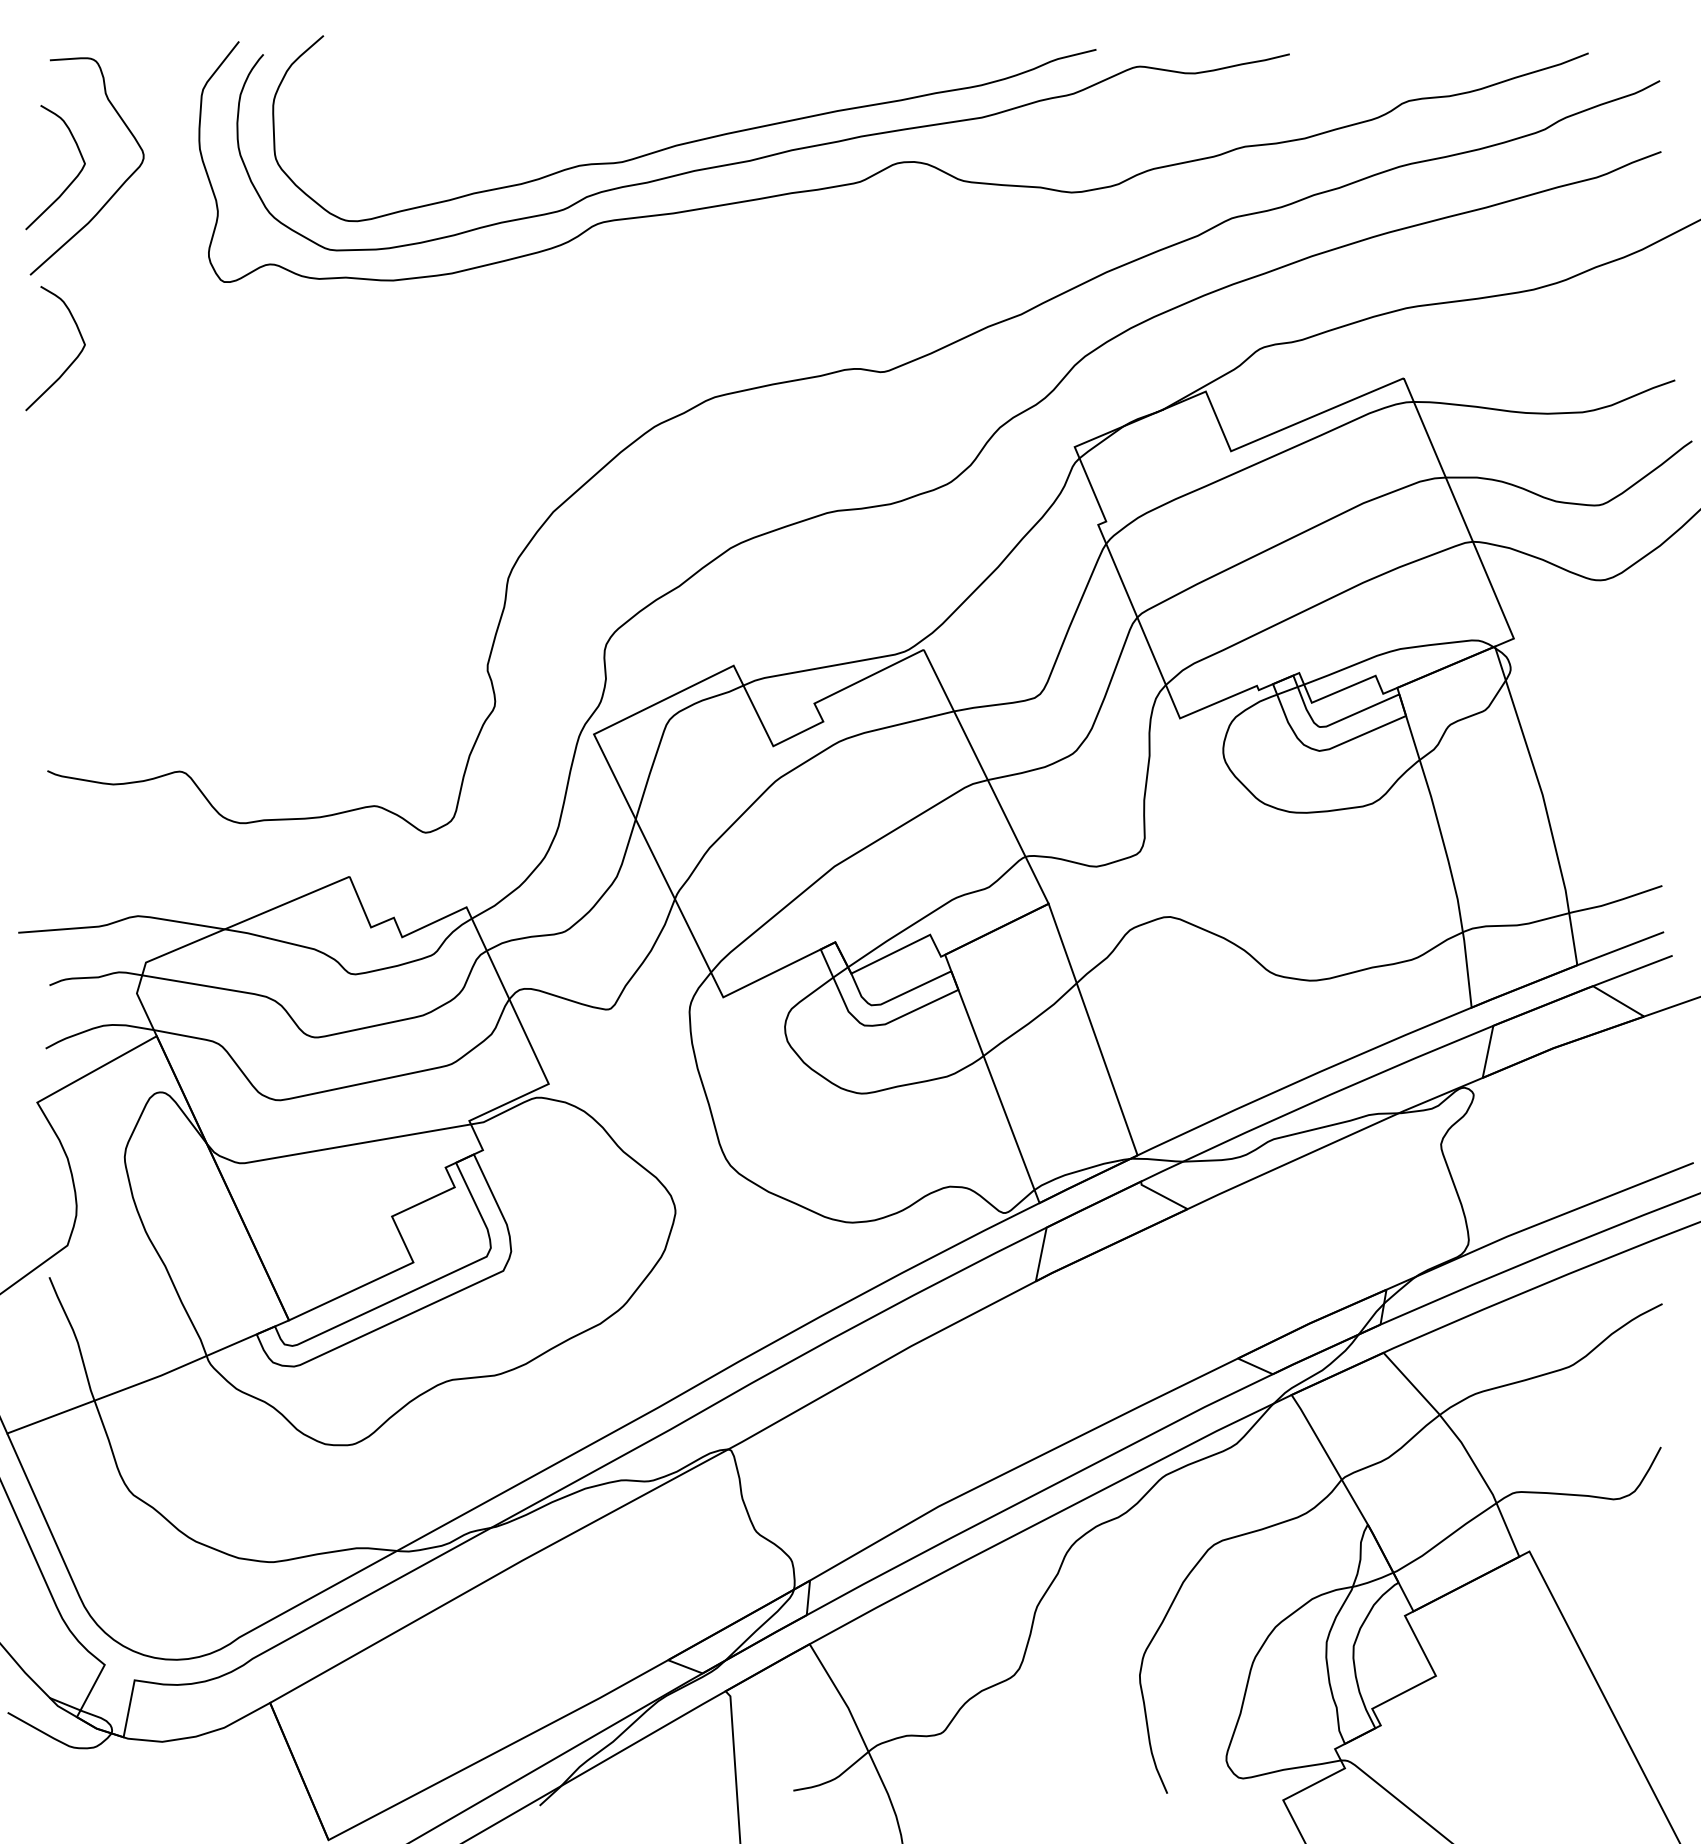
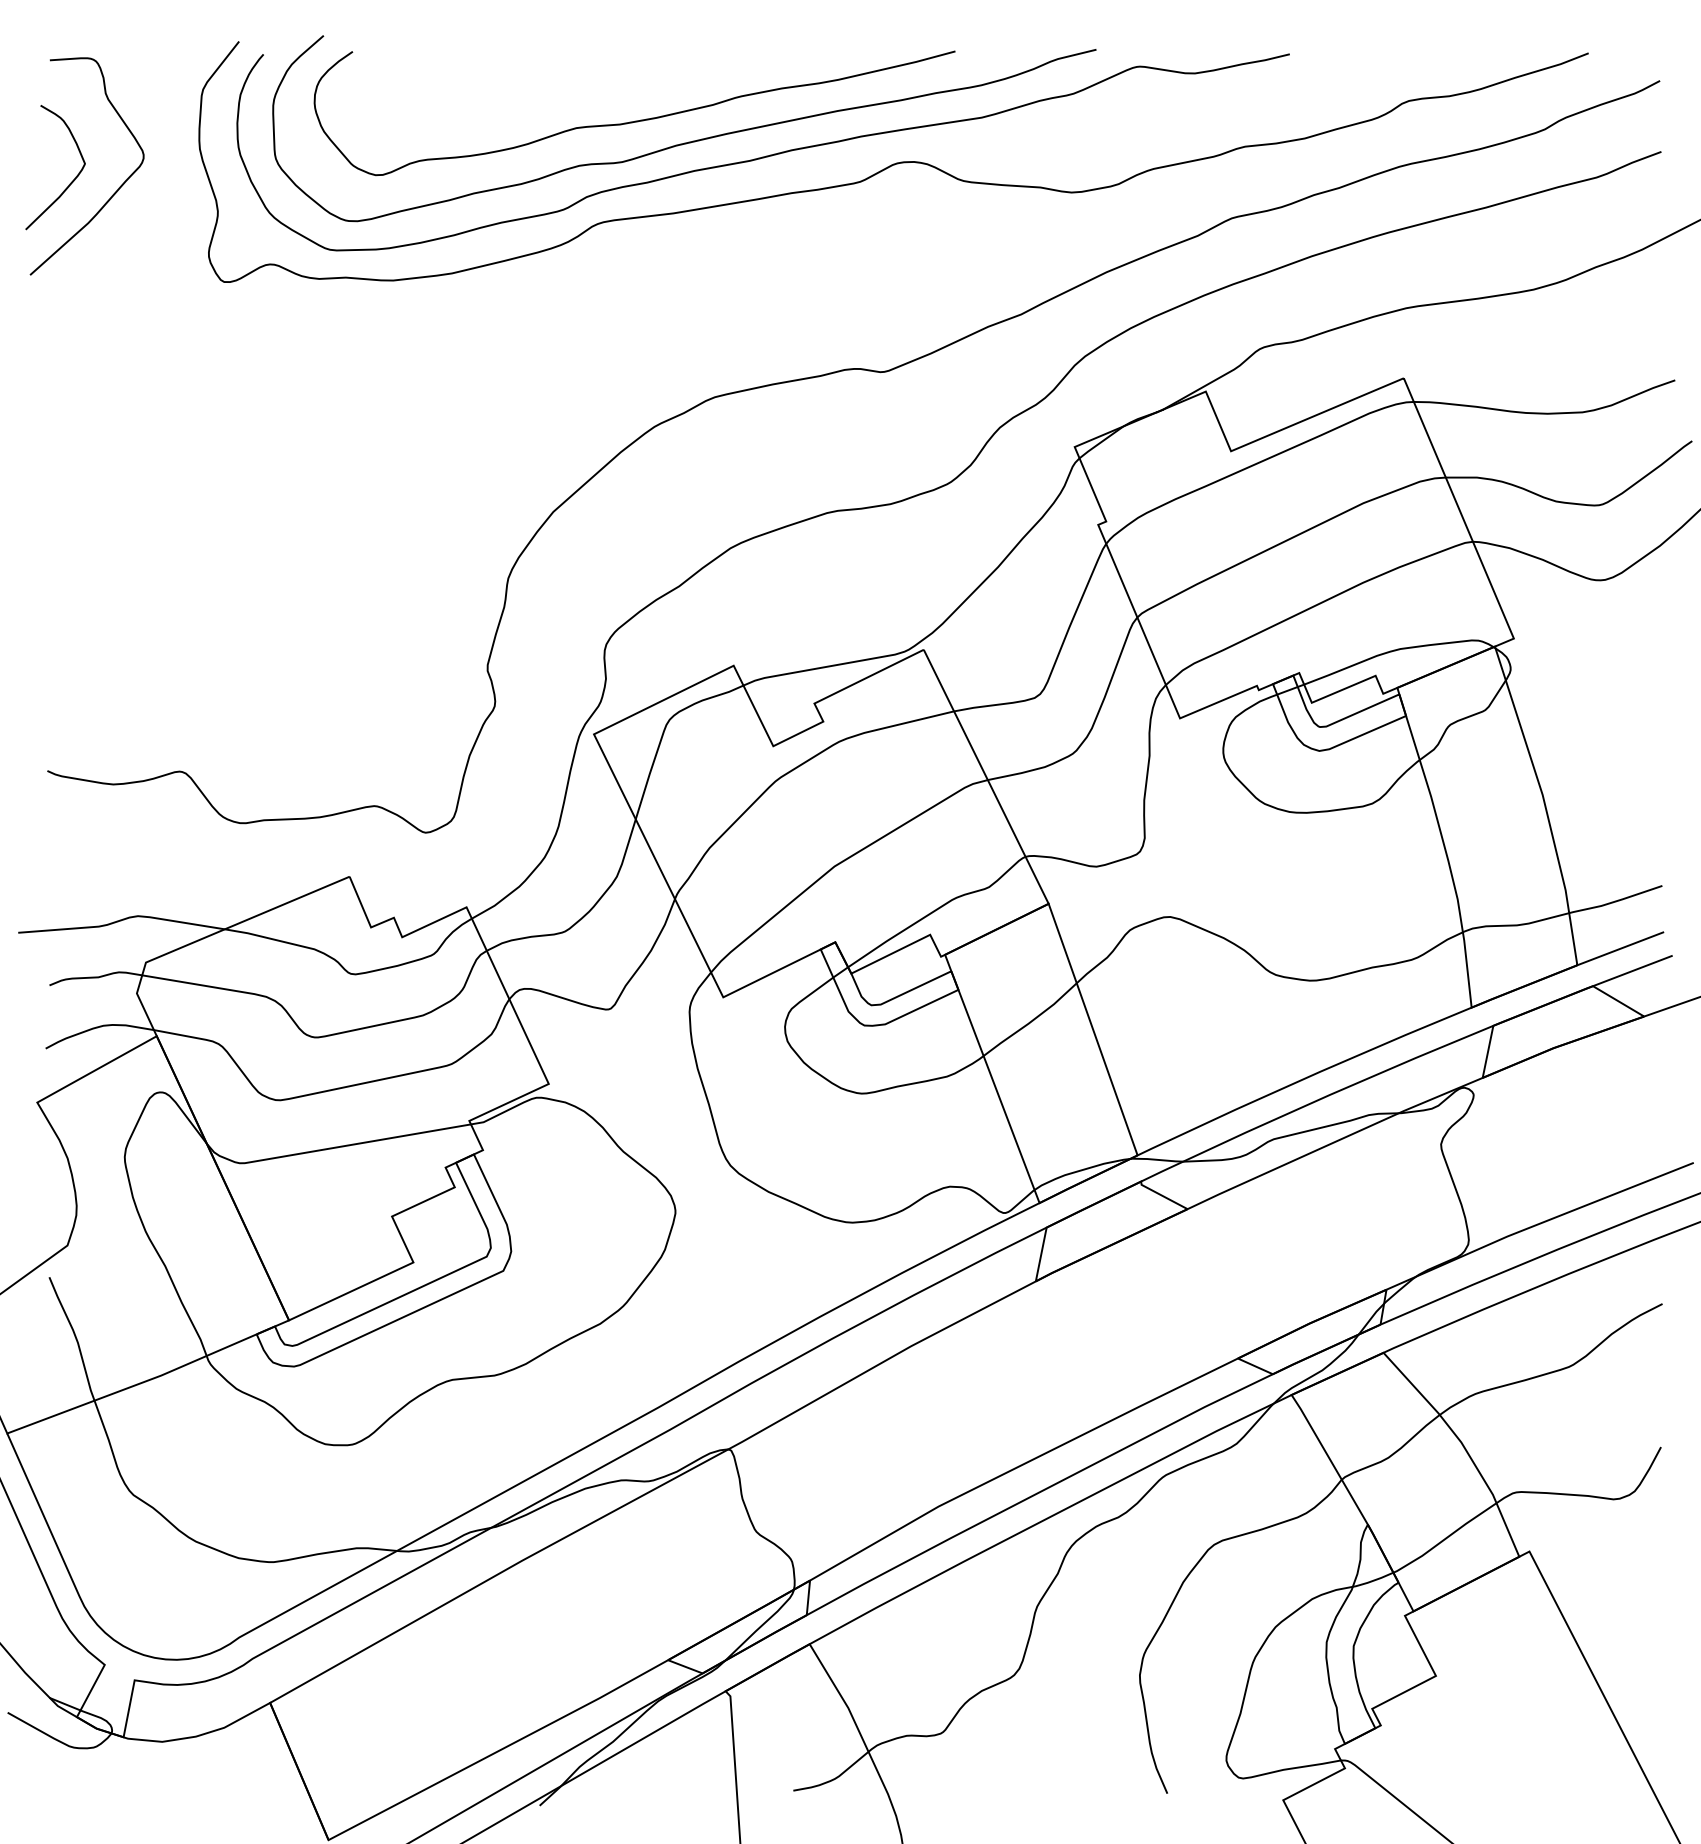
curve: none -> present (635, 120)
curve: present -> none (70, 363)
